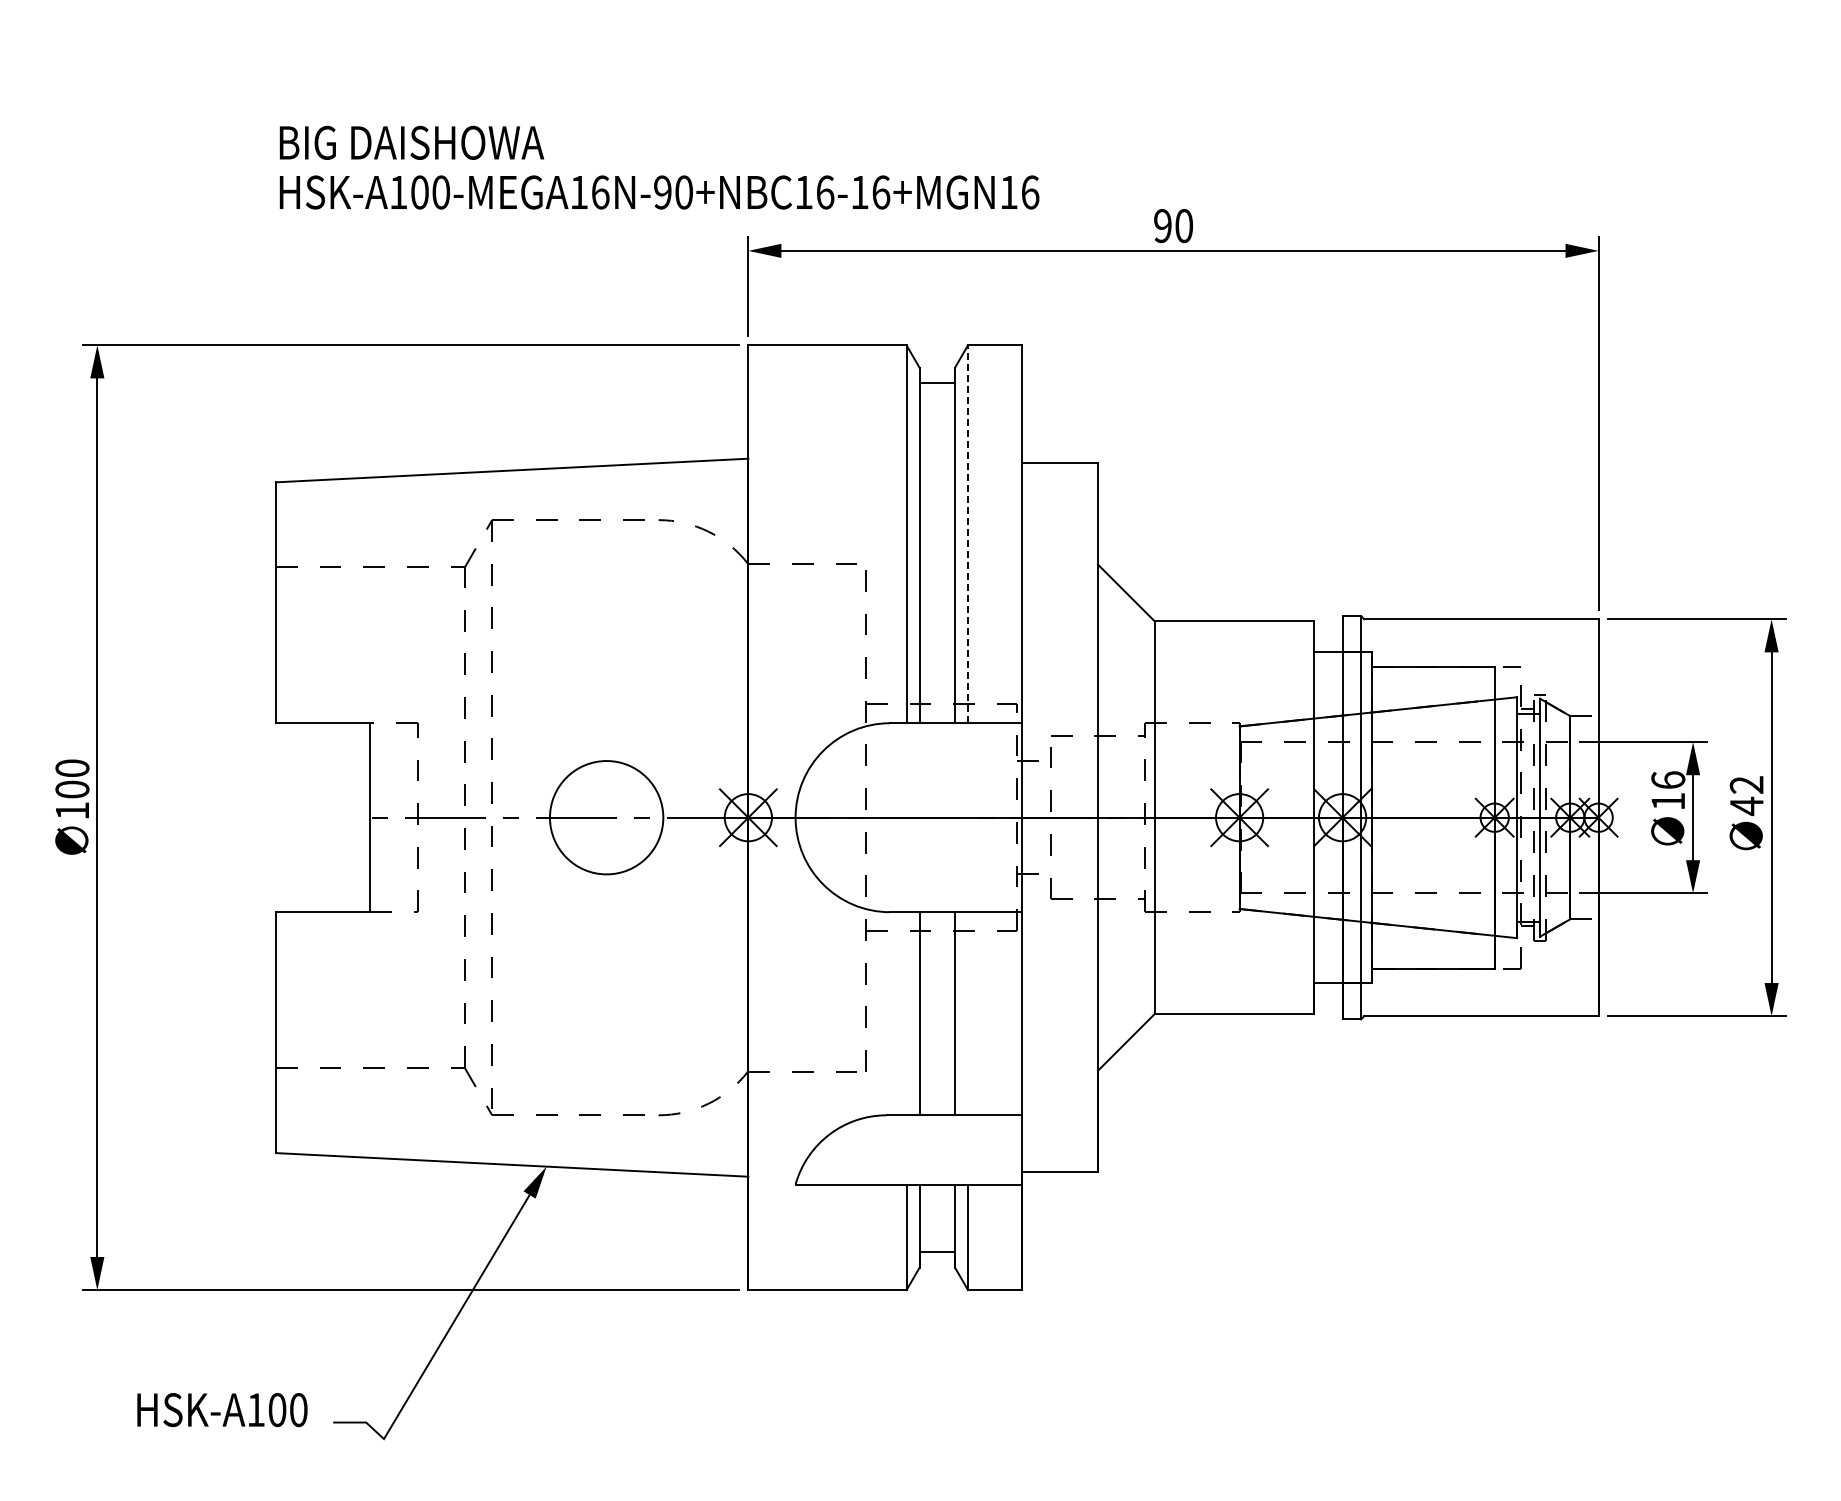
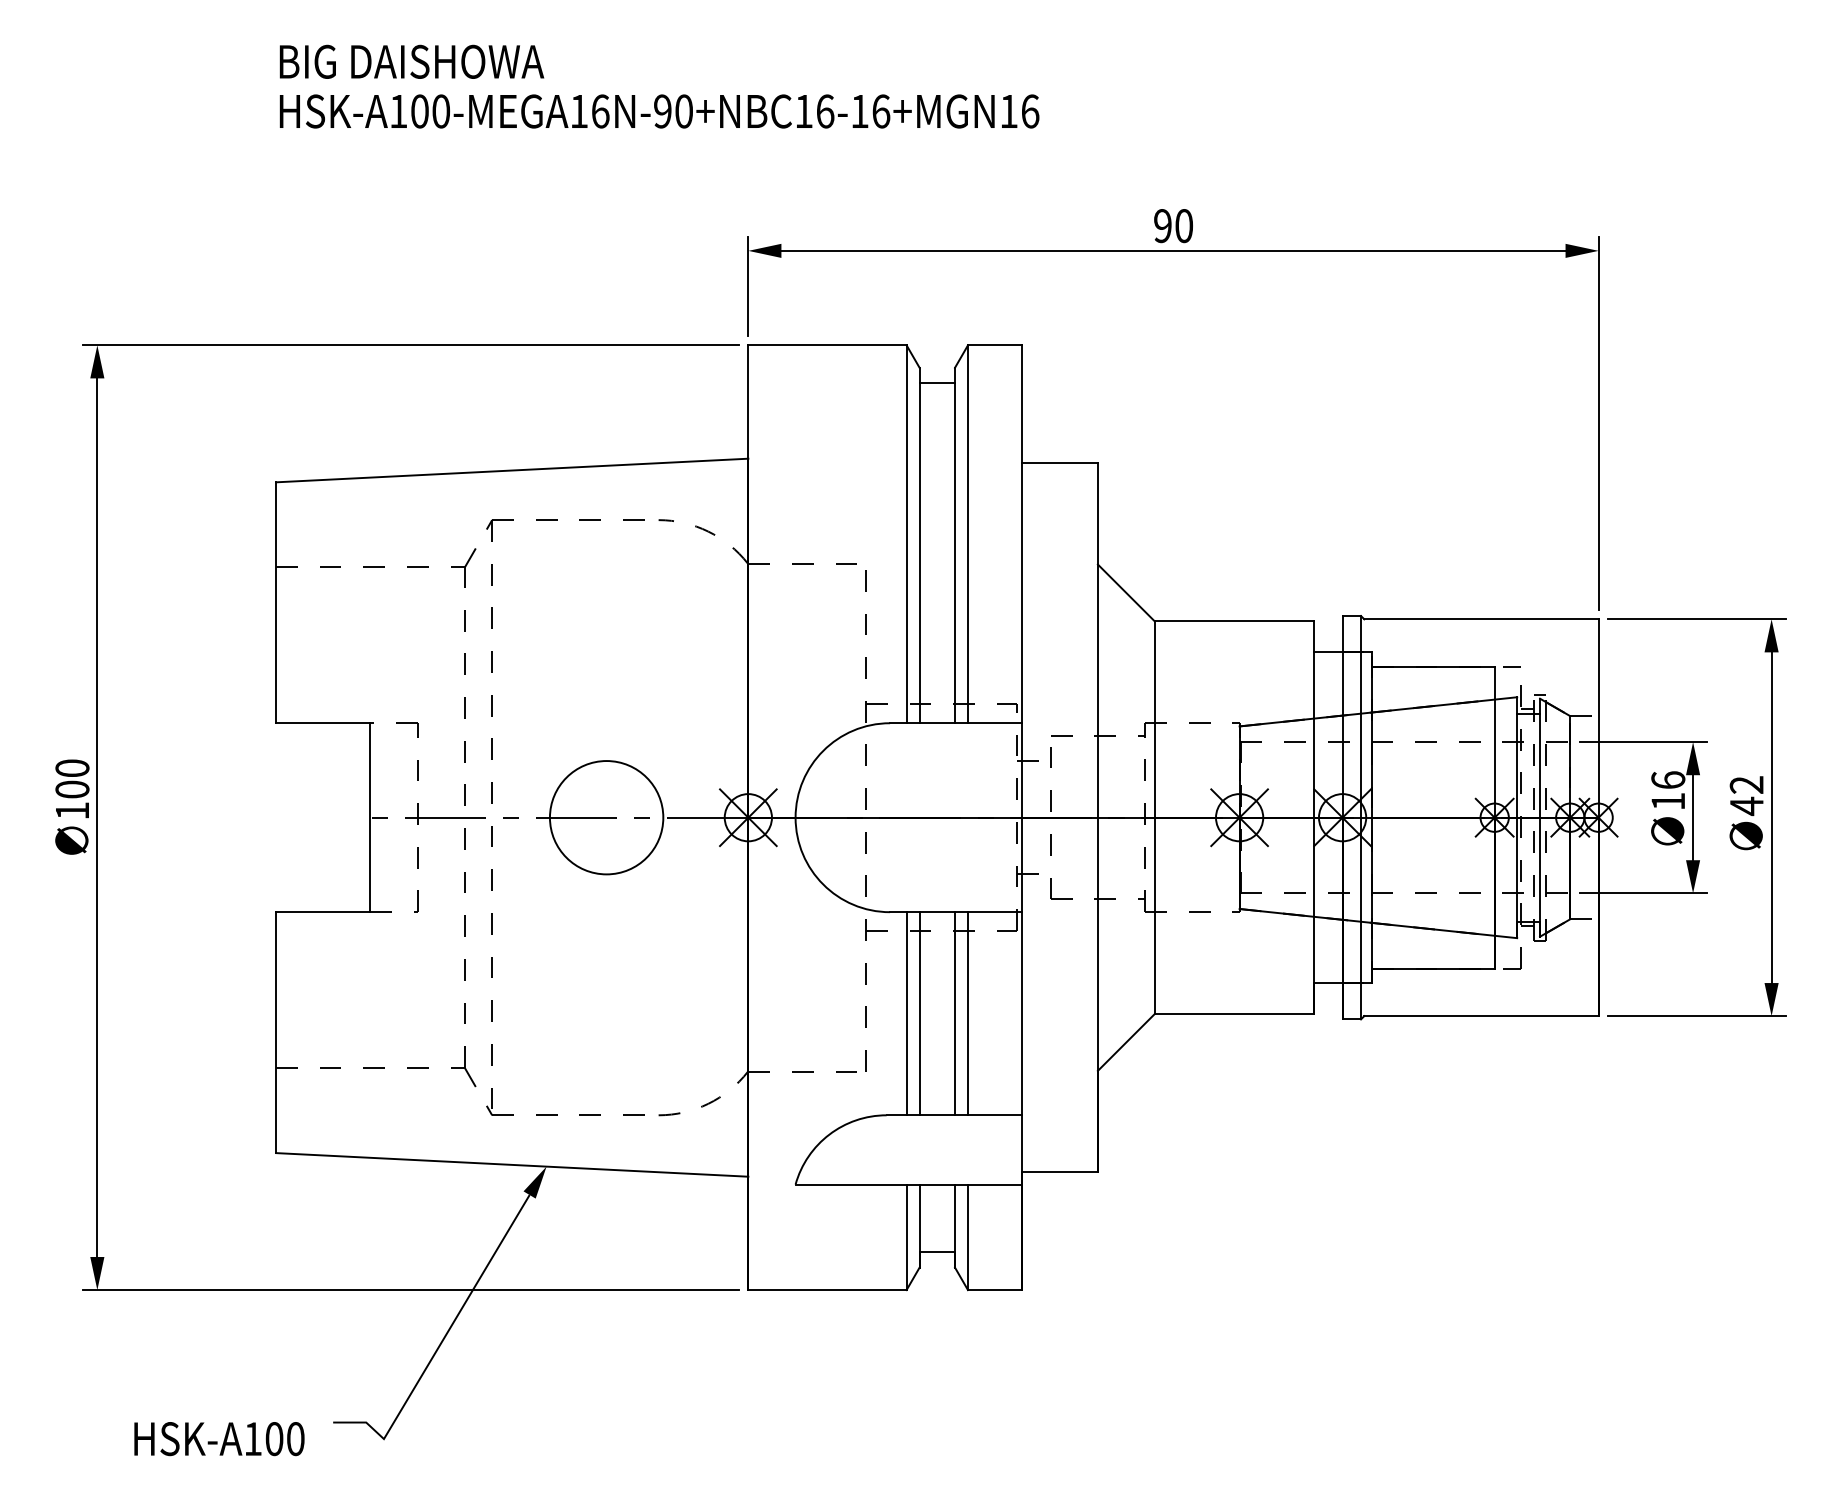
text position: (659, 167) -> (659, 86) (659, 86)
line: dashed -> solid (967, 534)
line: none -> present (906, 1013)
line: none -> present (967, 1013)
text position: (222, 1410) -> (219, 1439) (219, 1439)
